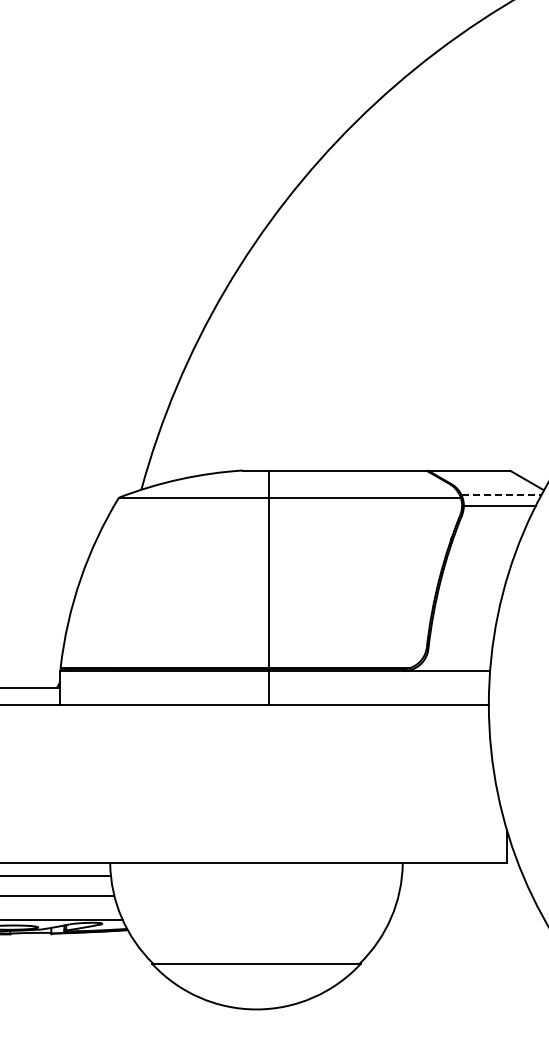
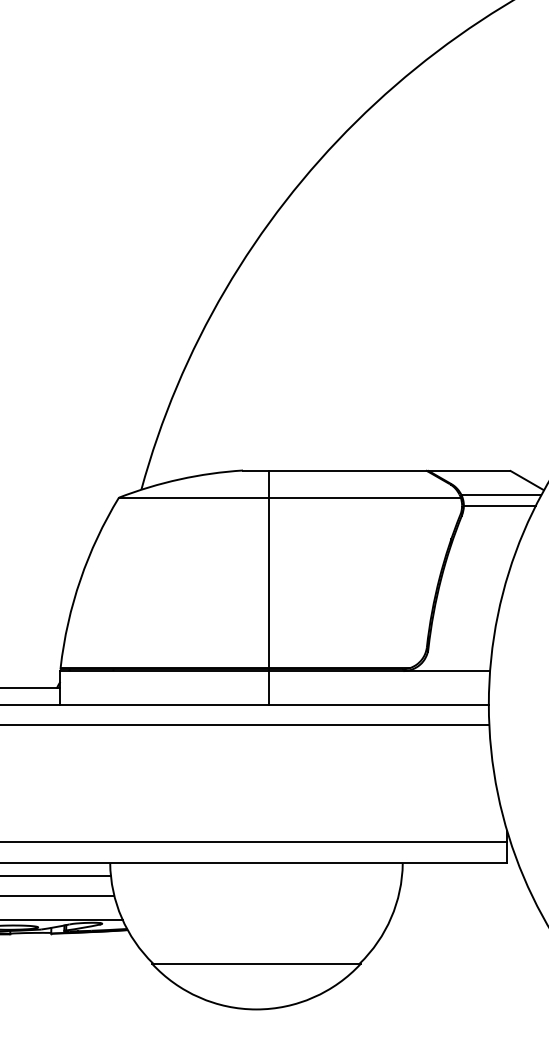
line: dashed -> solid (501, 495)
line: none -> present (245, 725)
line: none -> present (254, 842)
